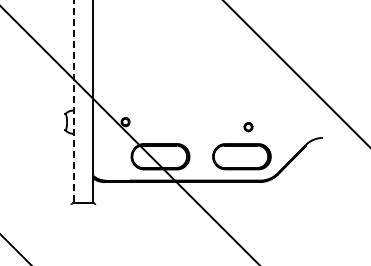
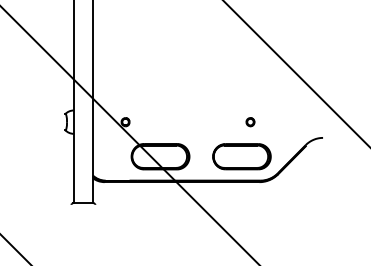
line: dashed -> solid (73, 102)
part position: (248, 127) -> (250, 122) (250, 122)
